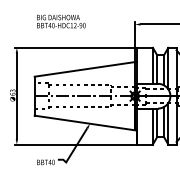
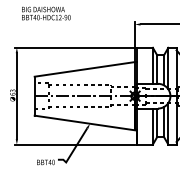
text position: (61, 21) -> (46, 13) (46, 13)
